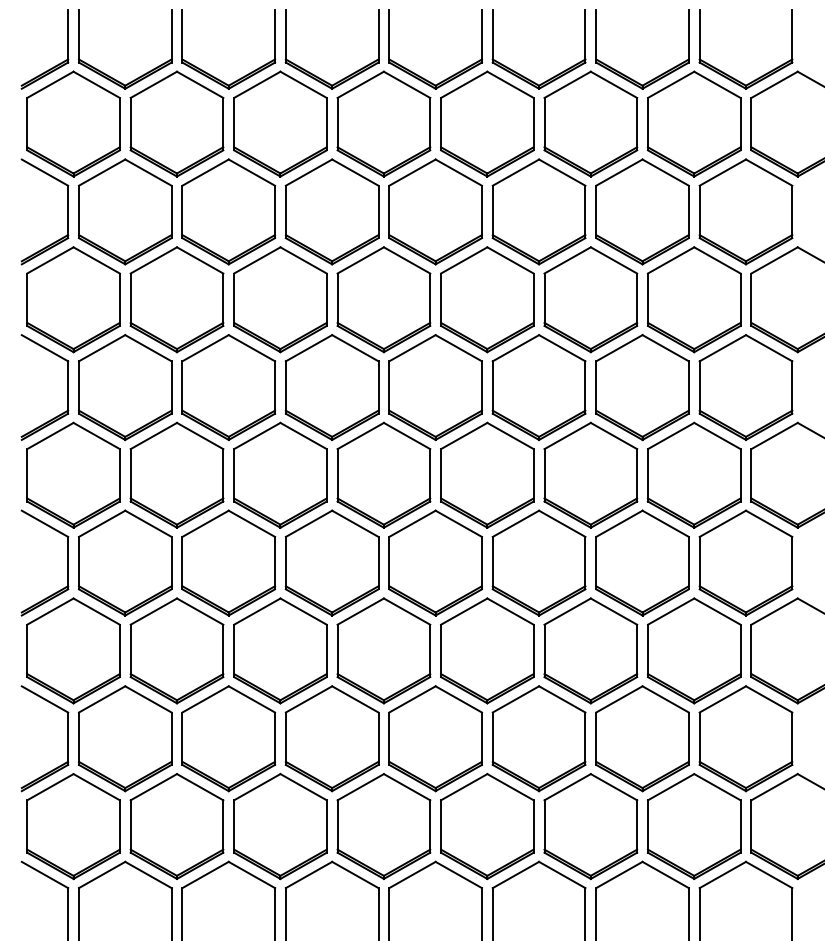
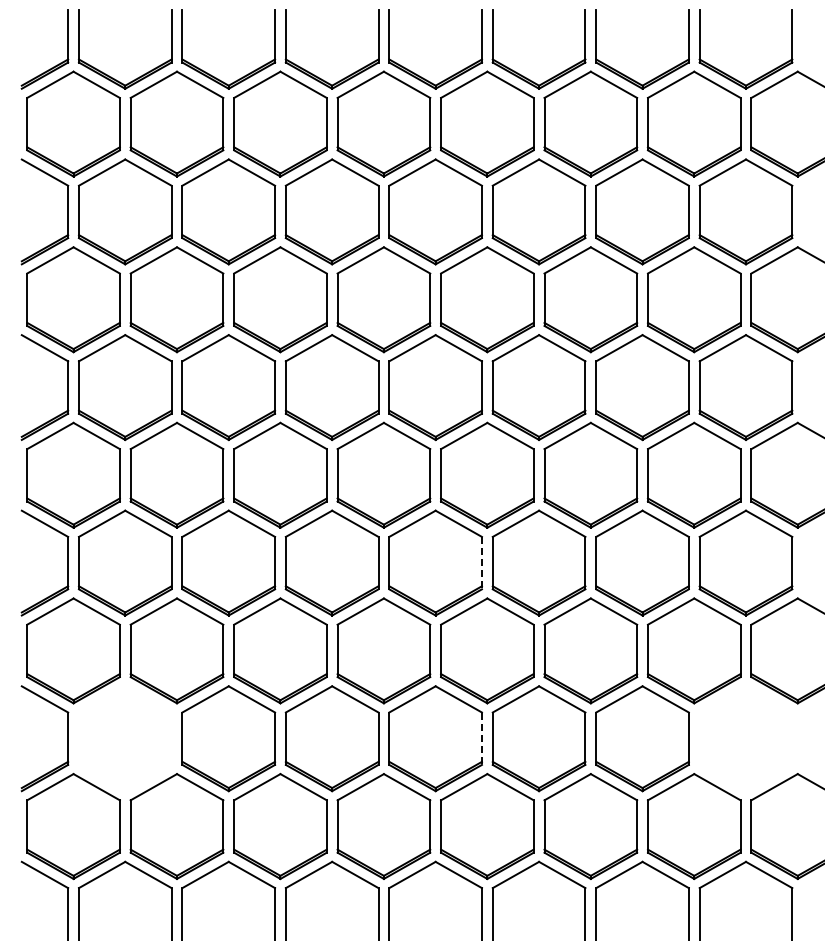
line: solid -> dashed (481, 563)
part: present -> none (124, 738)
part: present -> none (745, 738)
line: solid -> dashed (481, 739)
